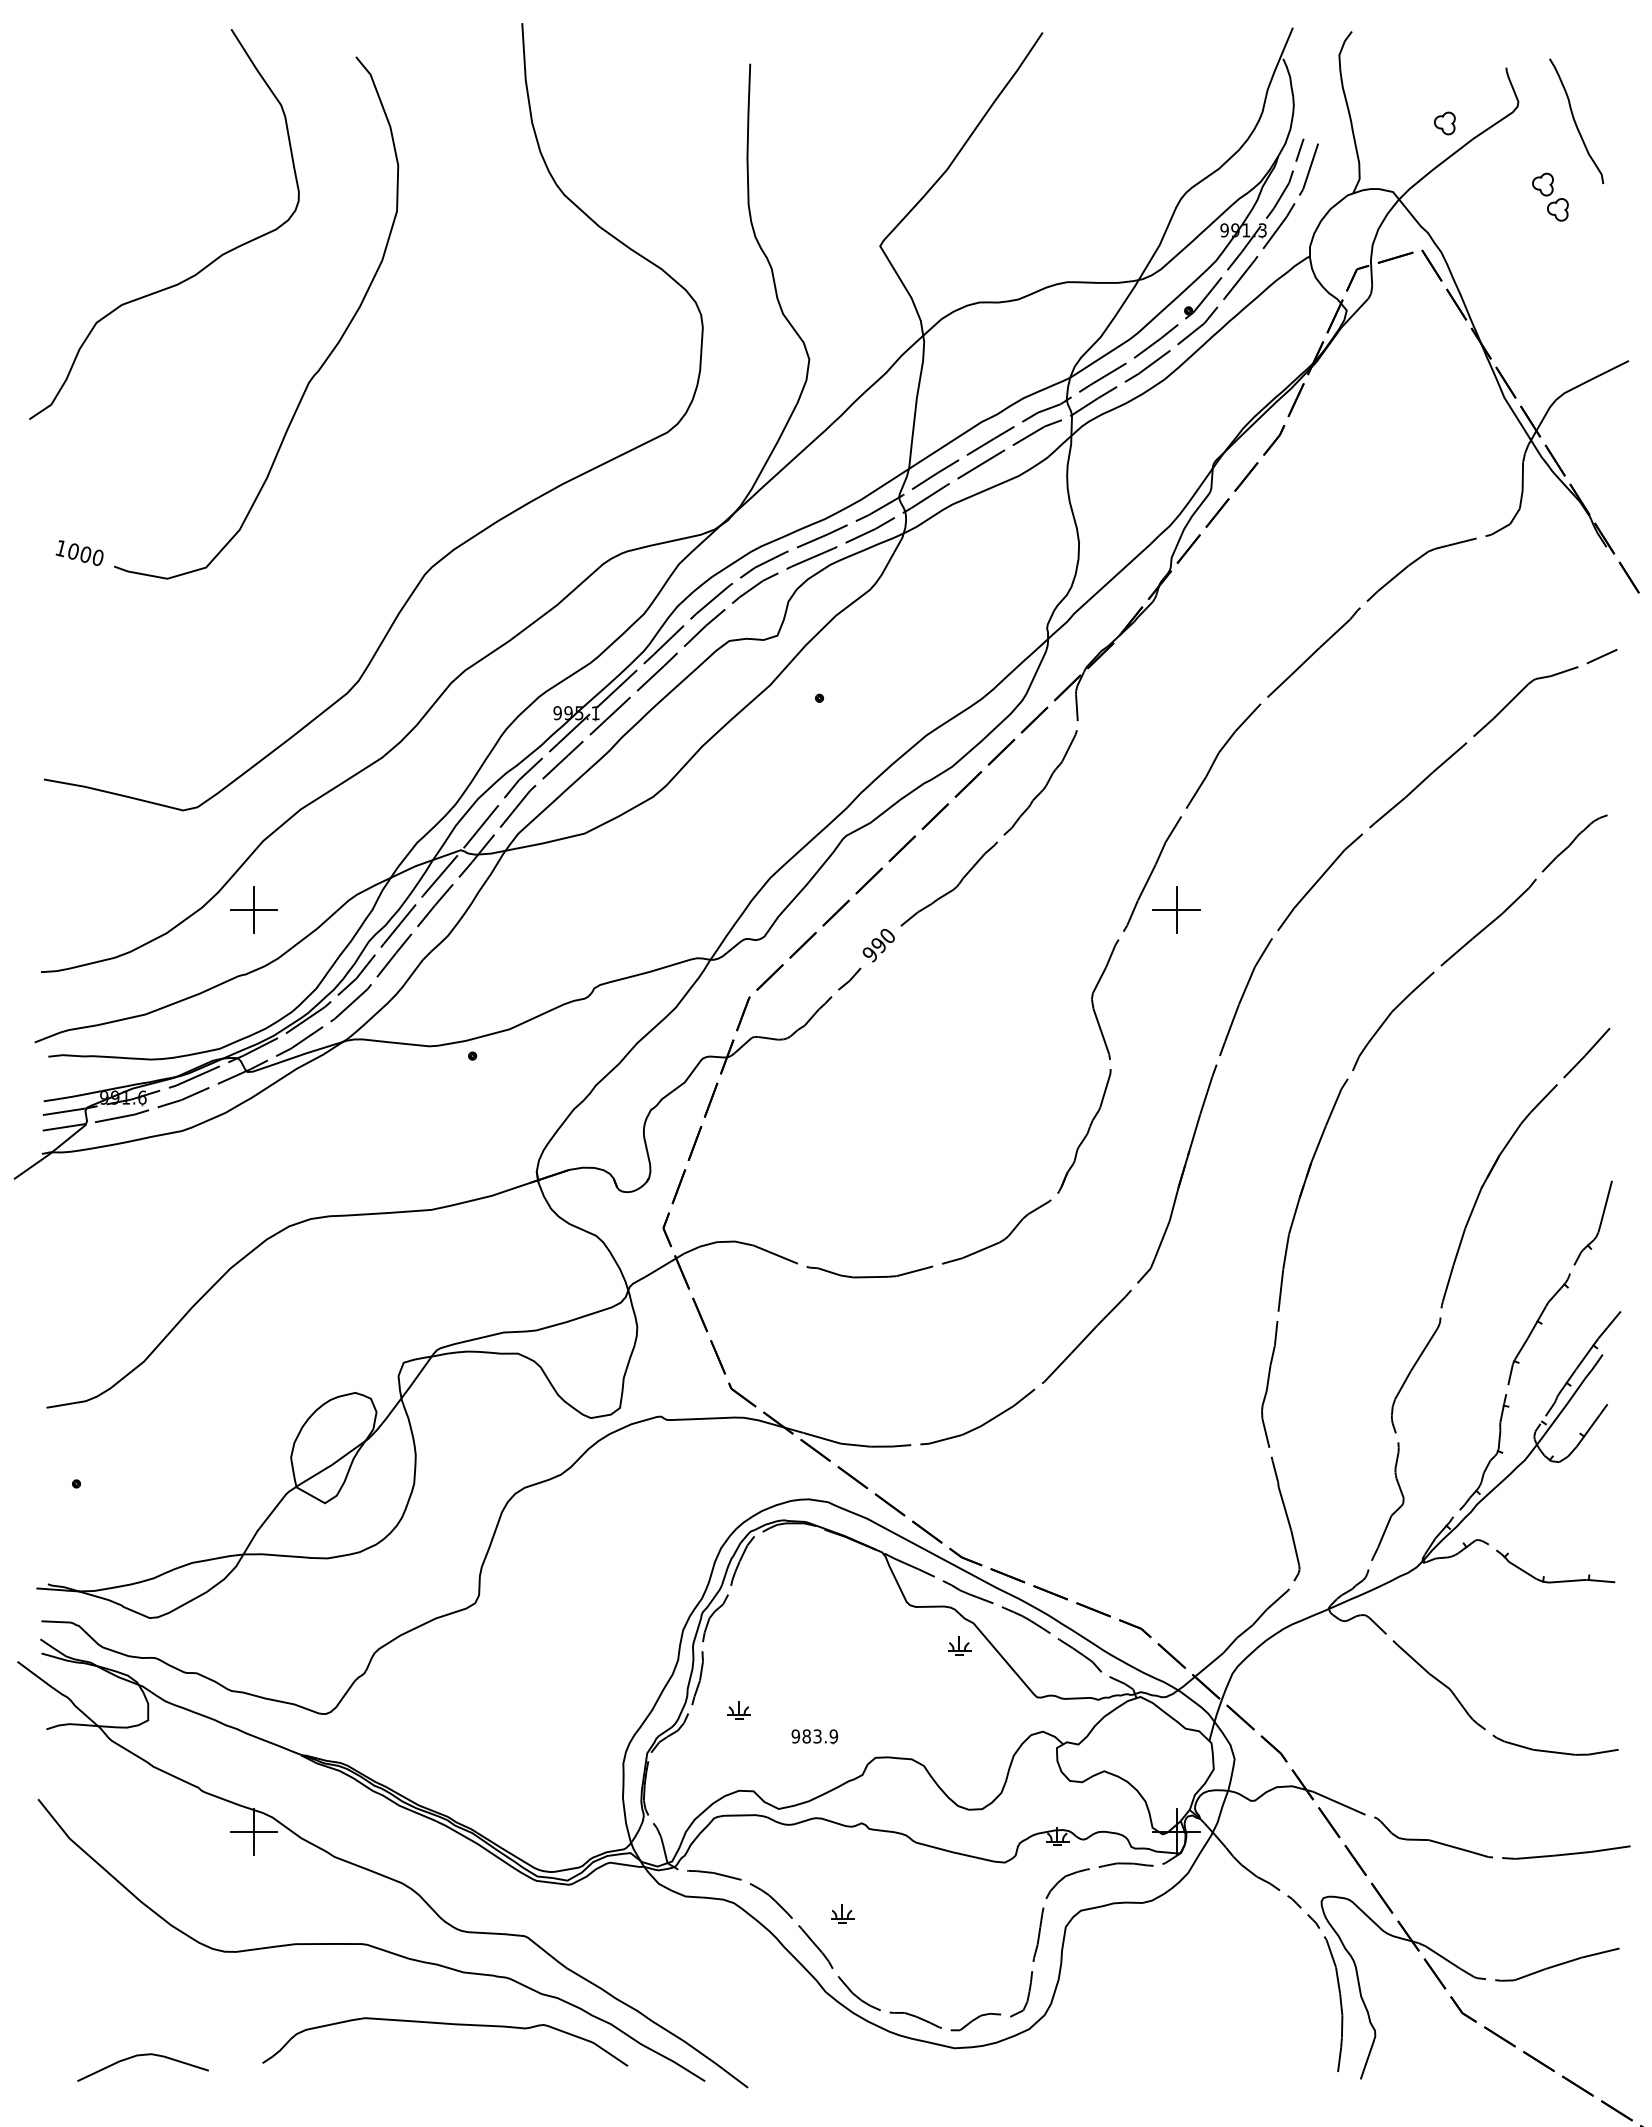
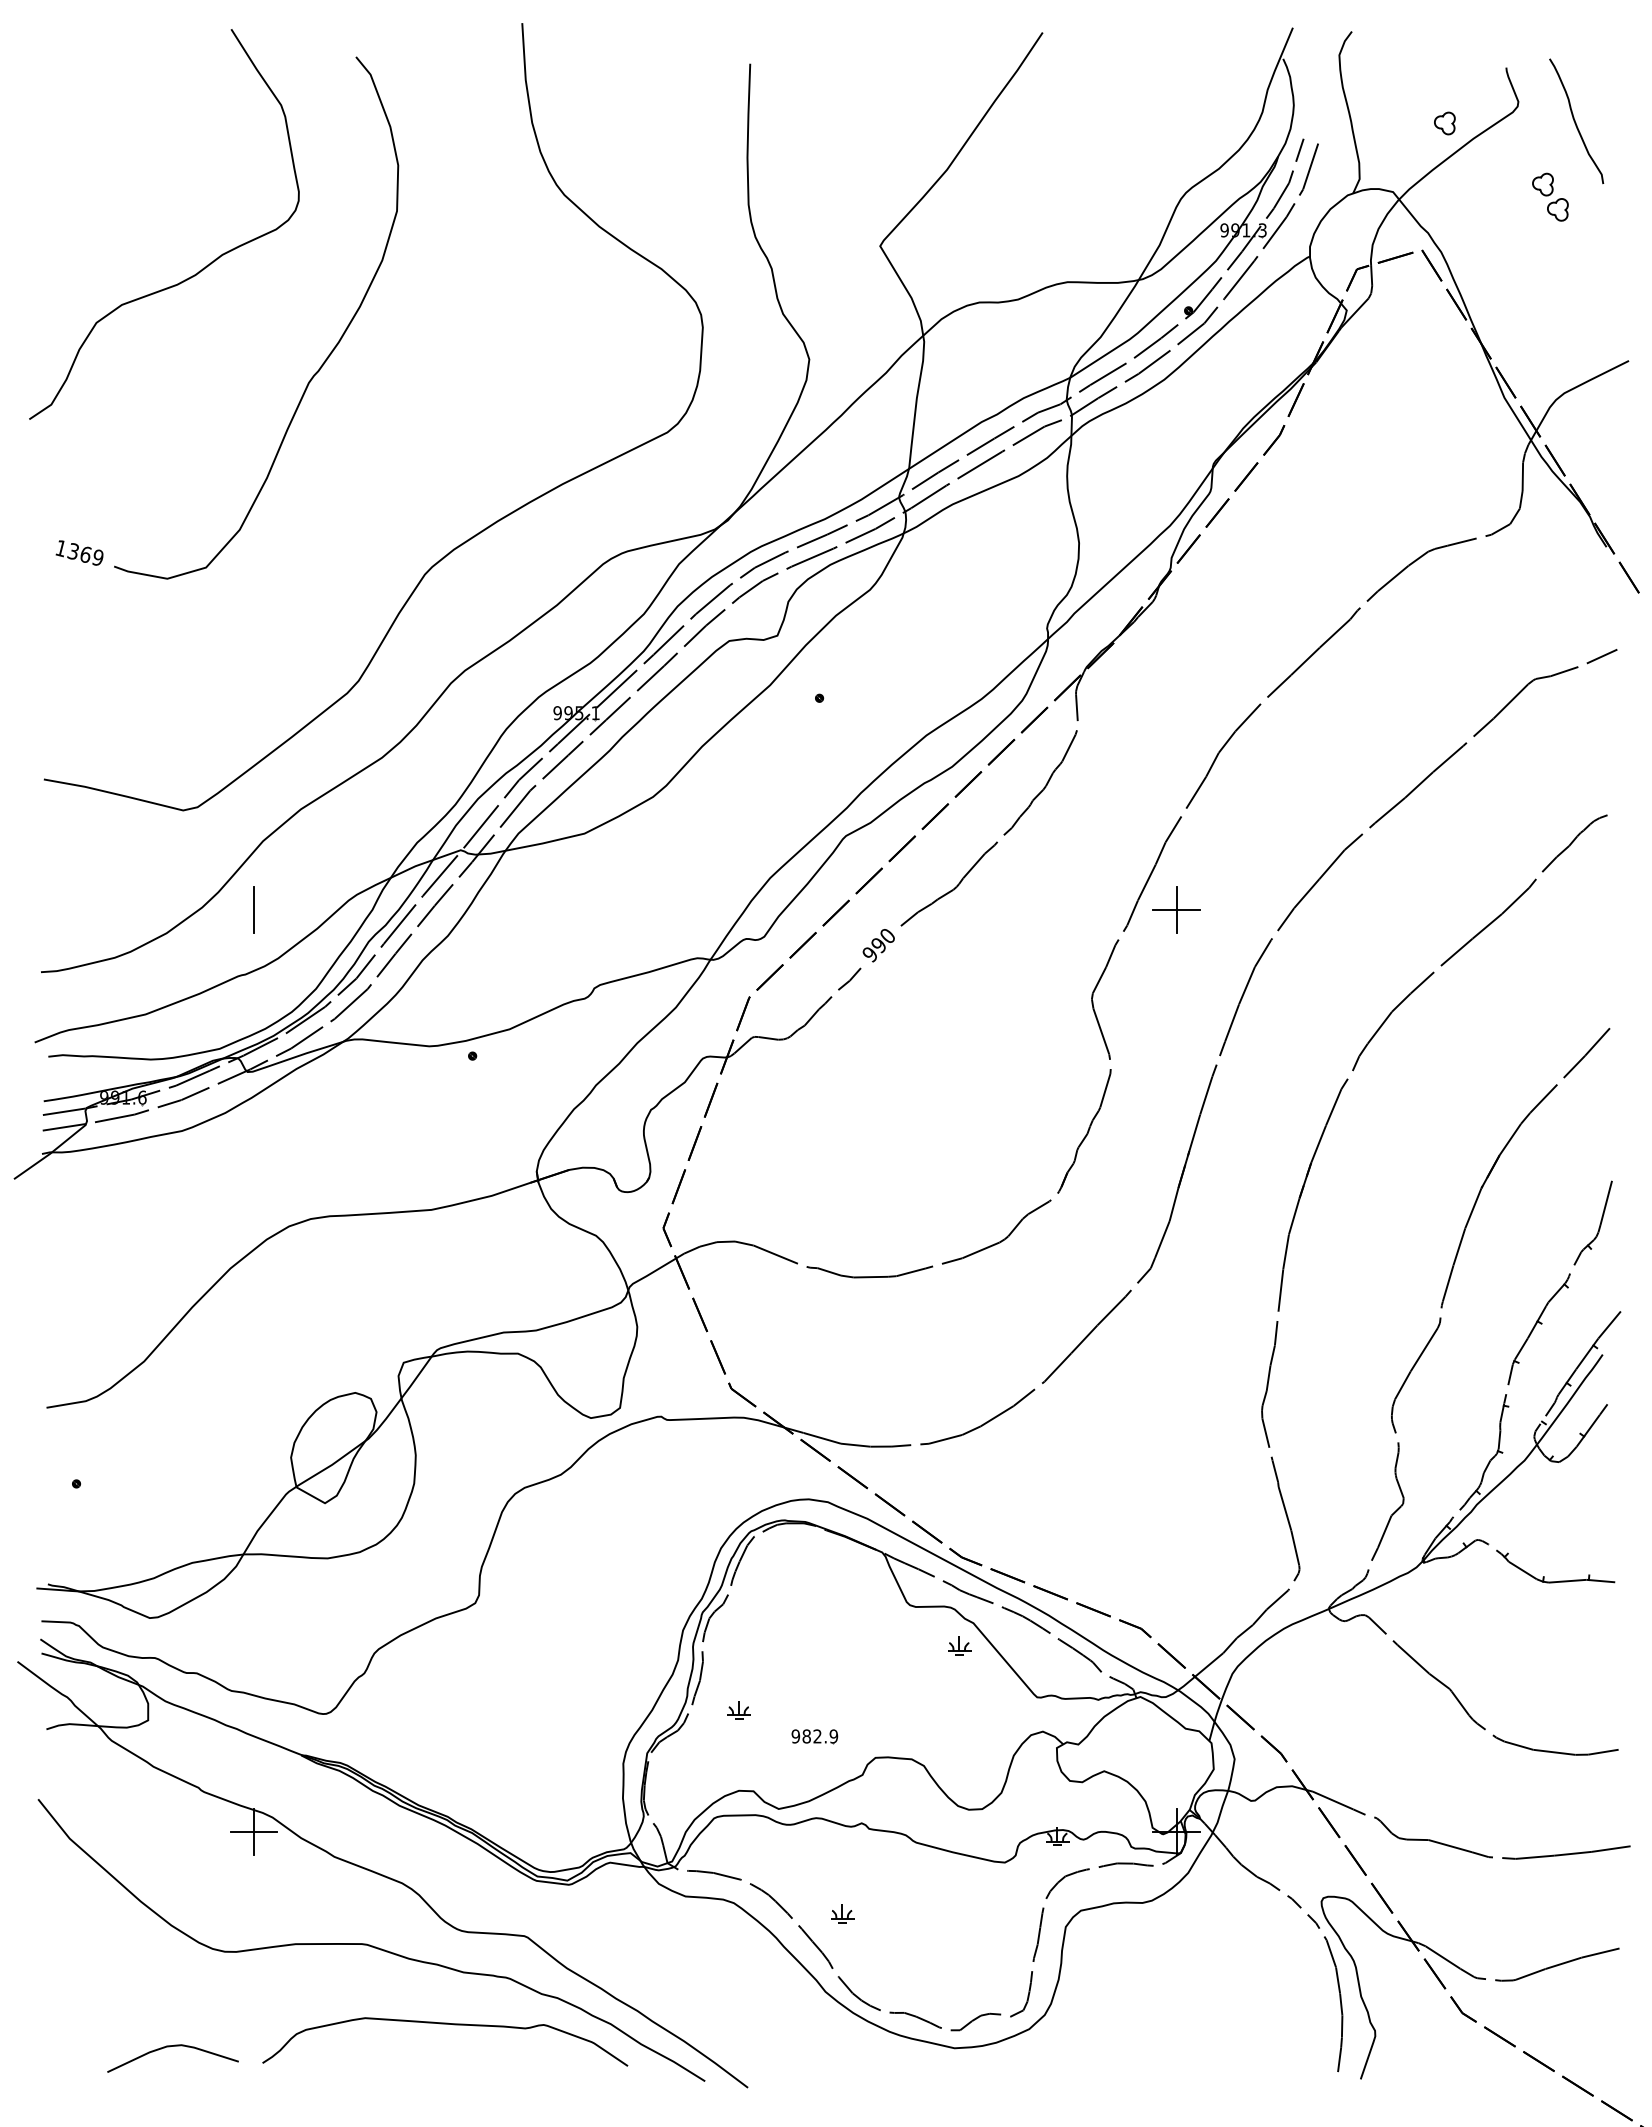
text: 1000 -> 1369 (85, 554)
line: present -> none (253, 909)
text: 983.9 -> 982.9 (817, 1736)
curve position: (140, 2056) -> (170, 2047) (170, 2047)
